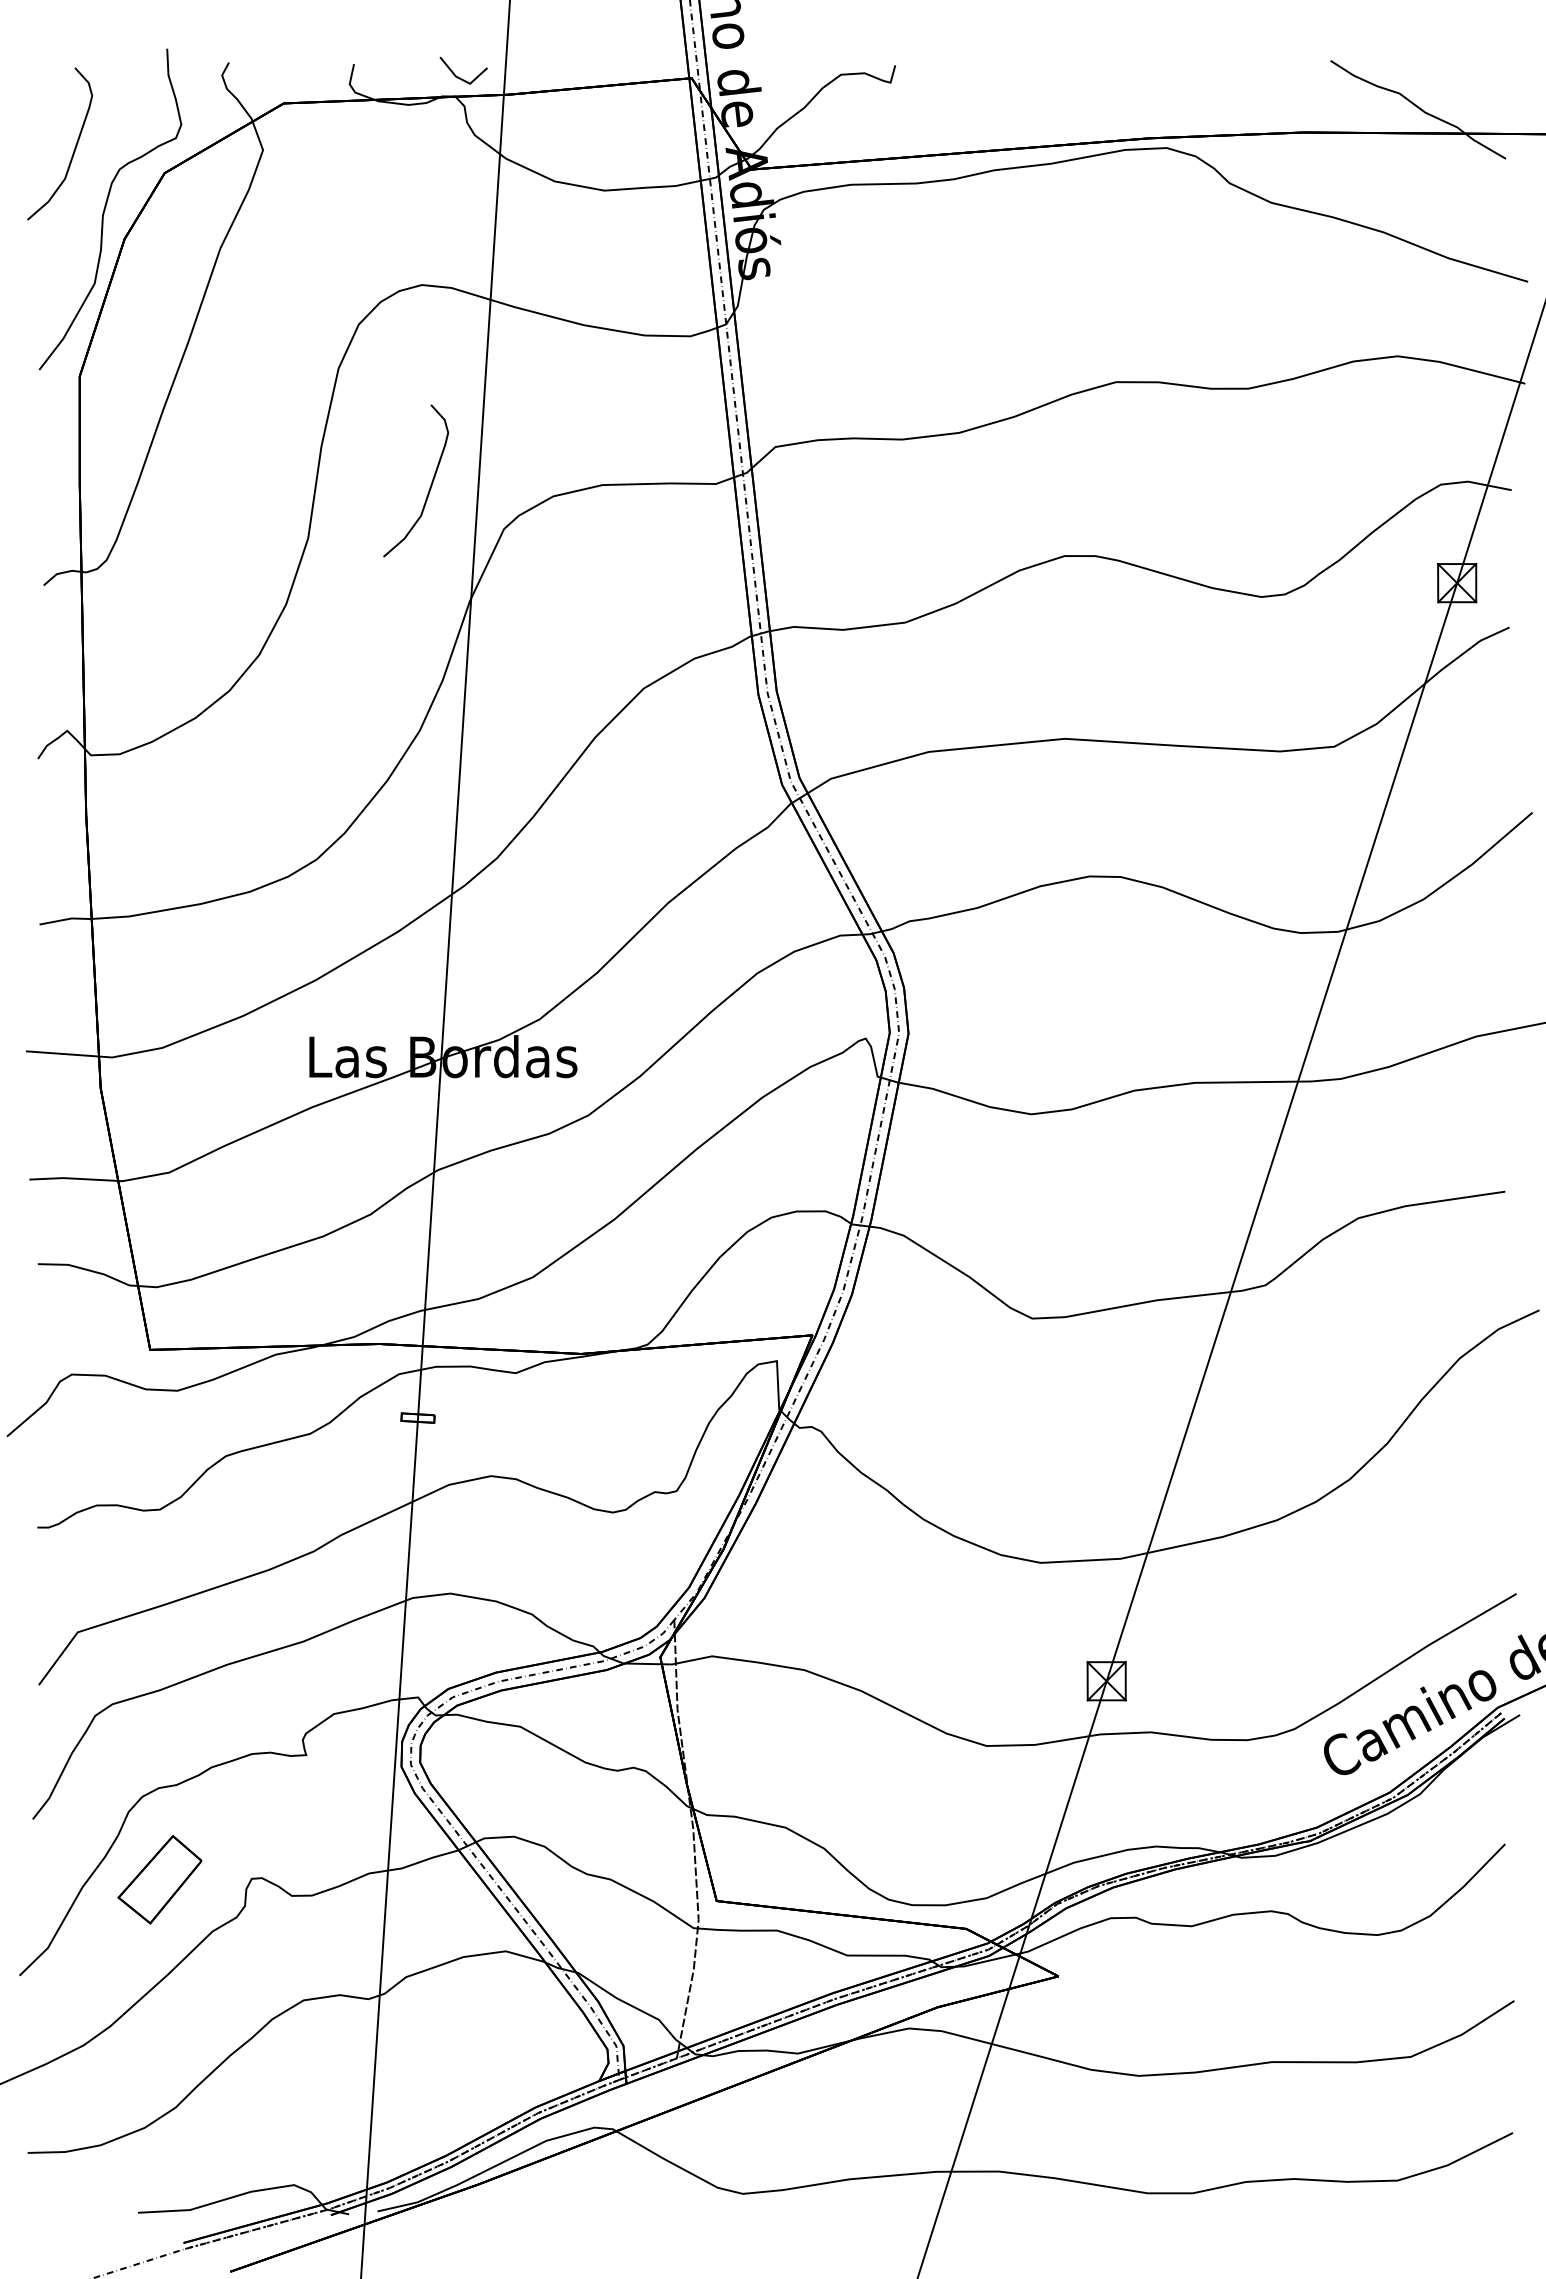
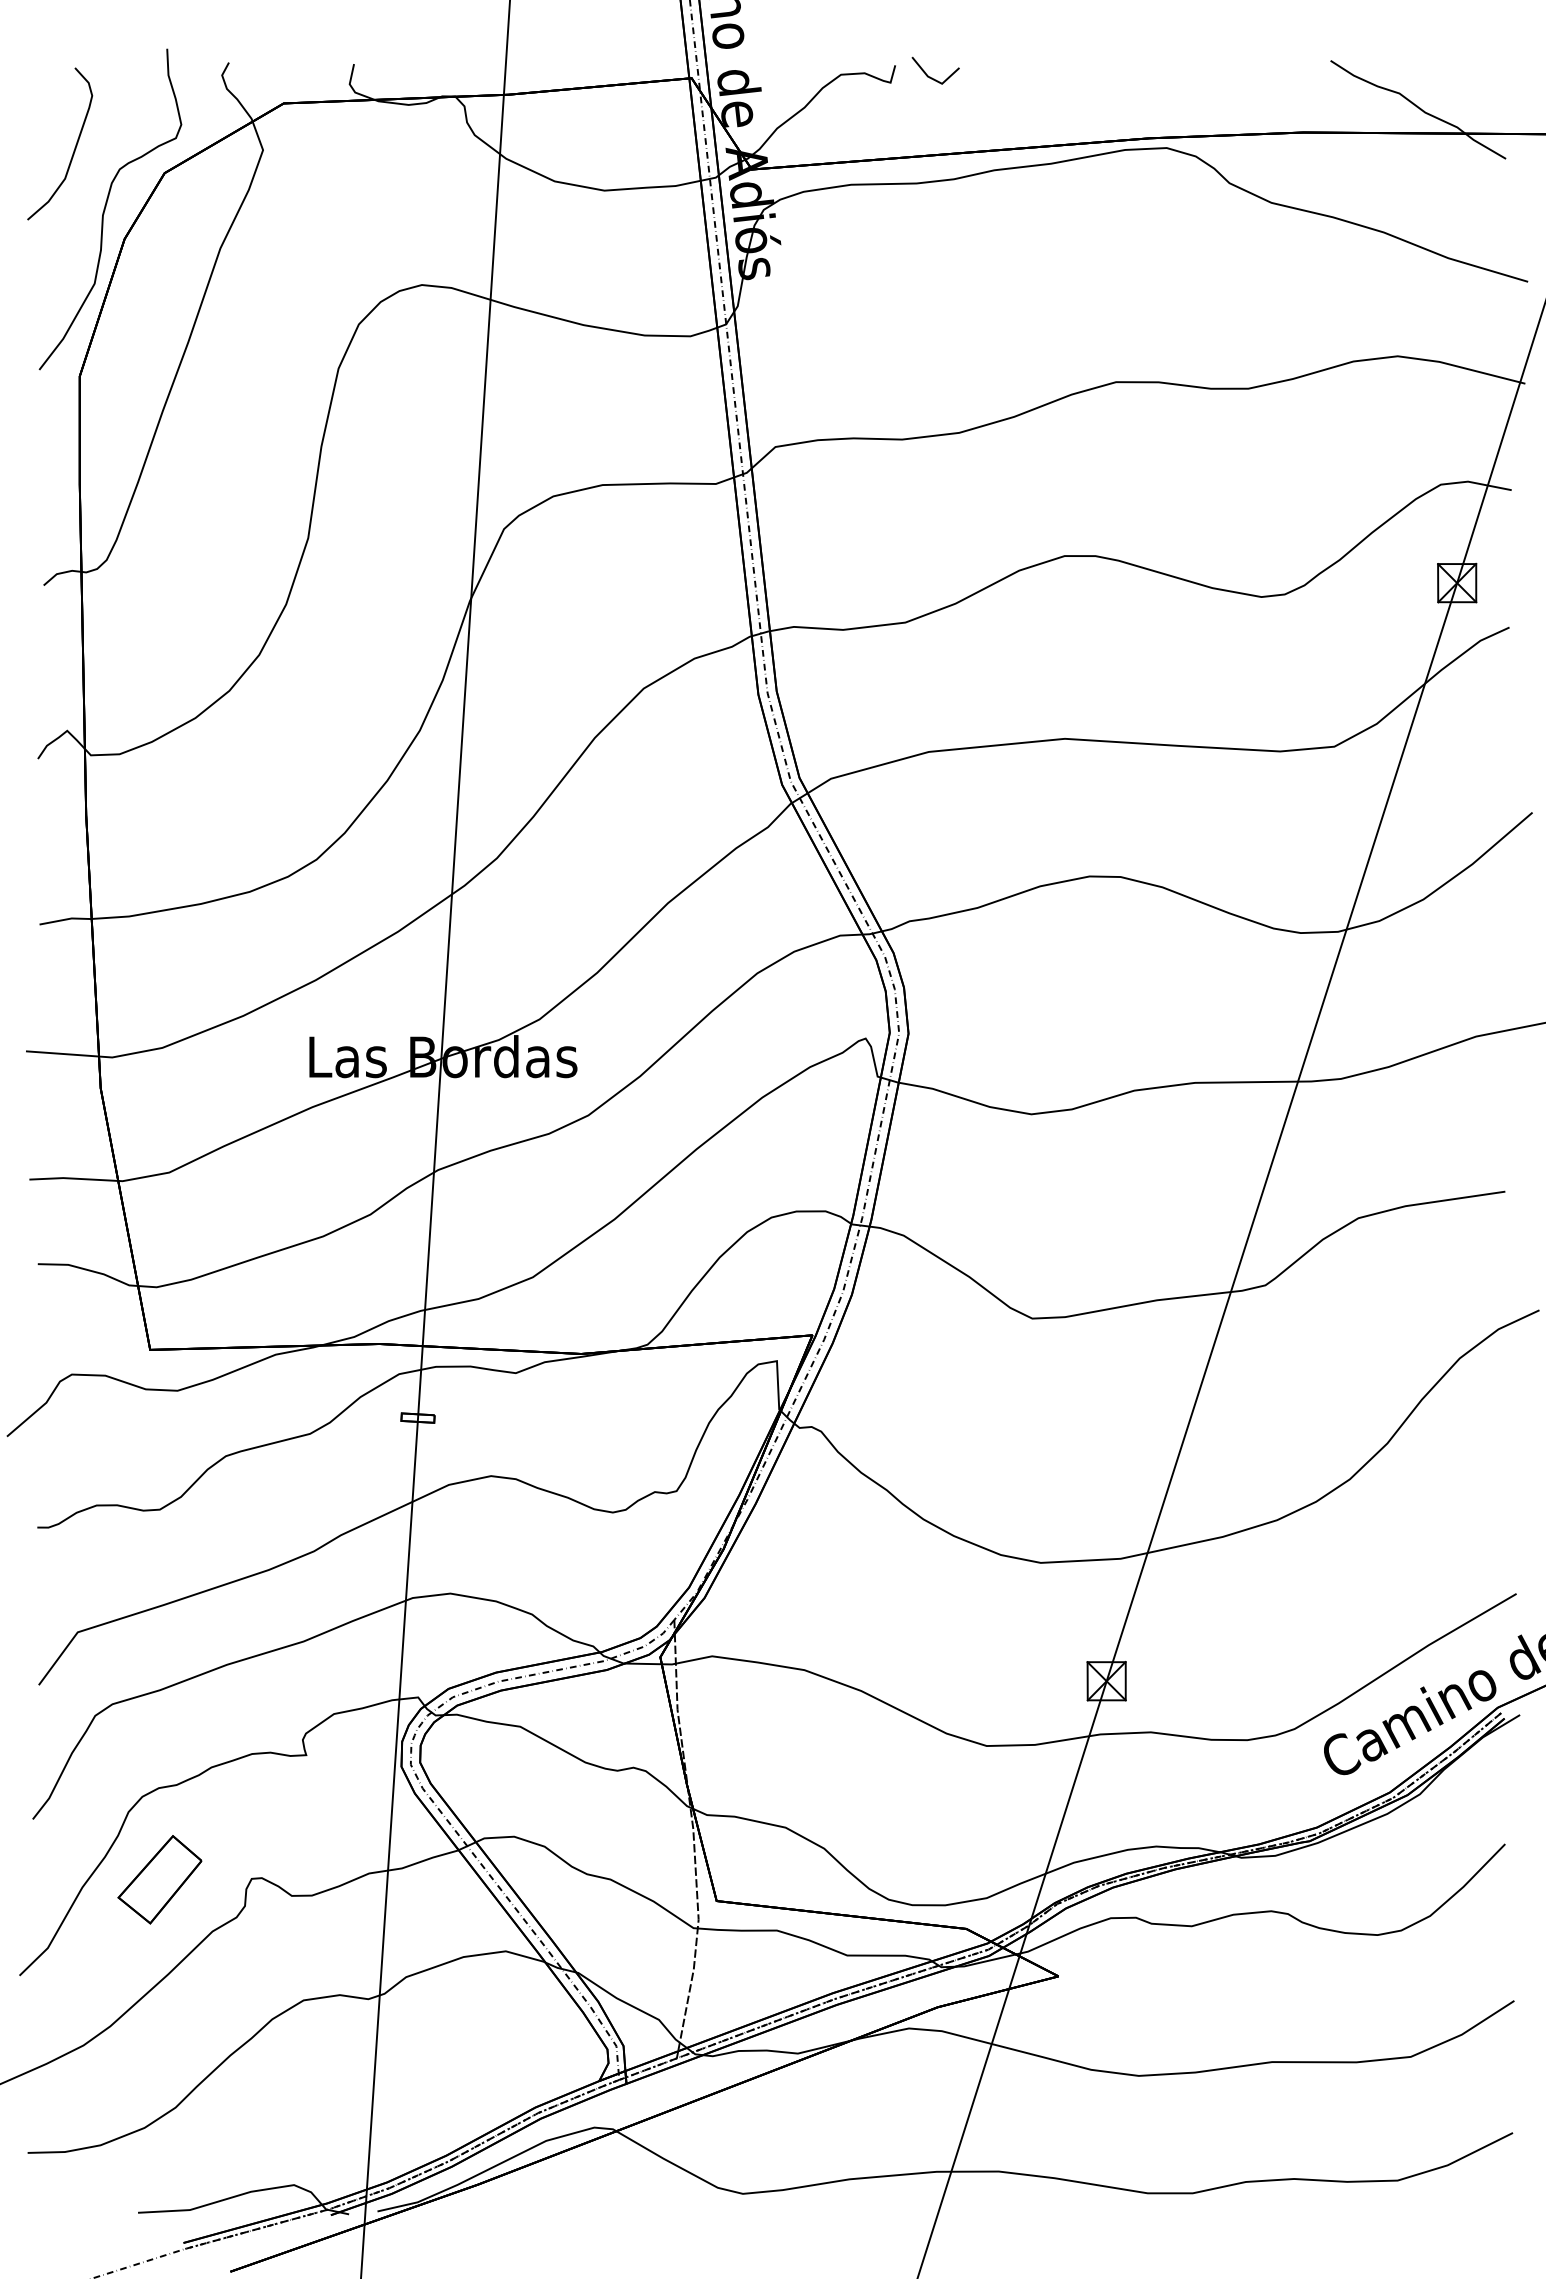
line position: (460, 77) -> (932, 77) (932, 77)
curve: present -> none (430, 484)
